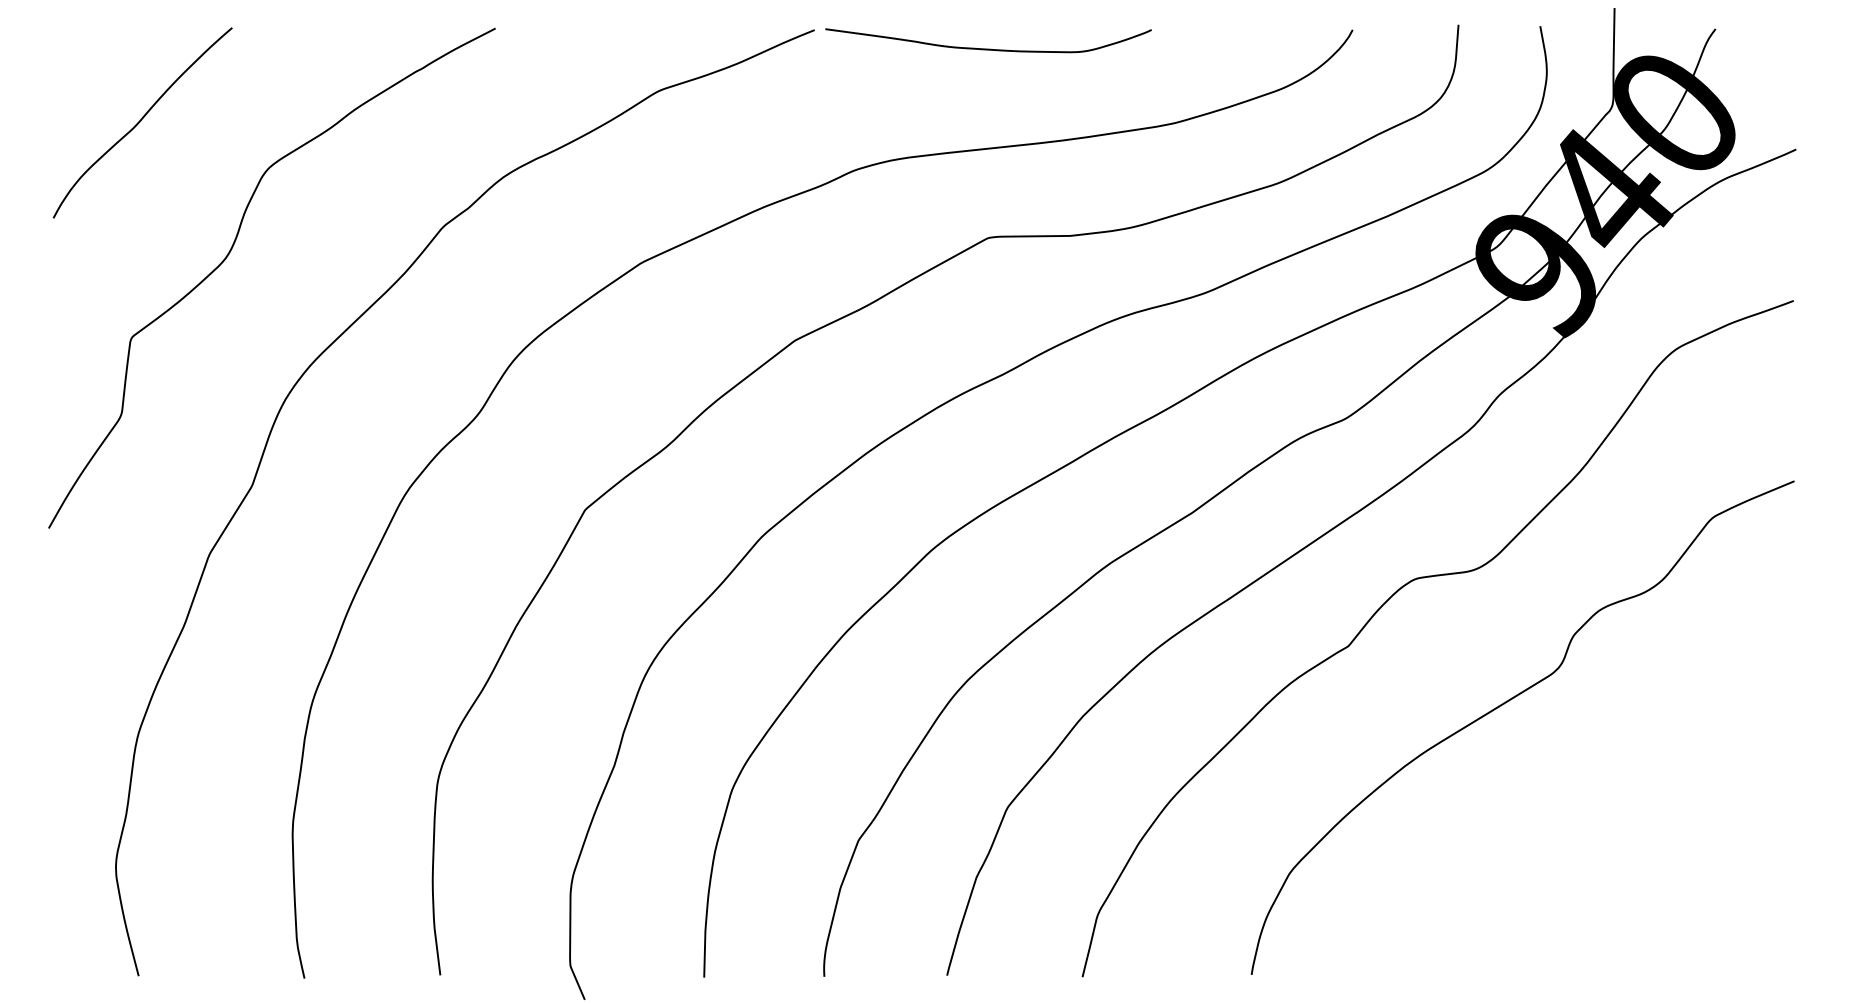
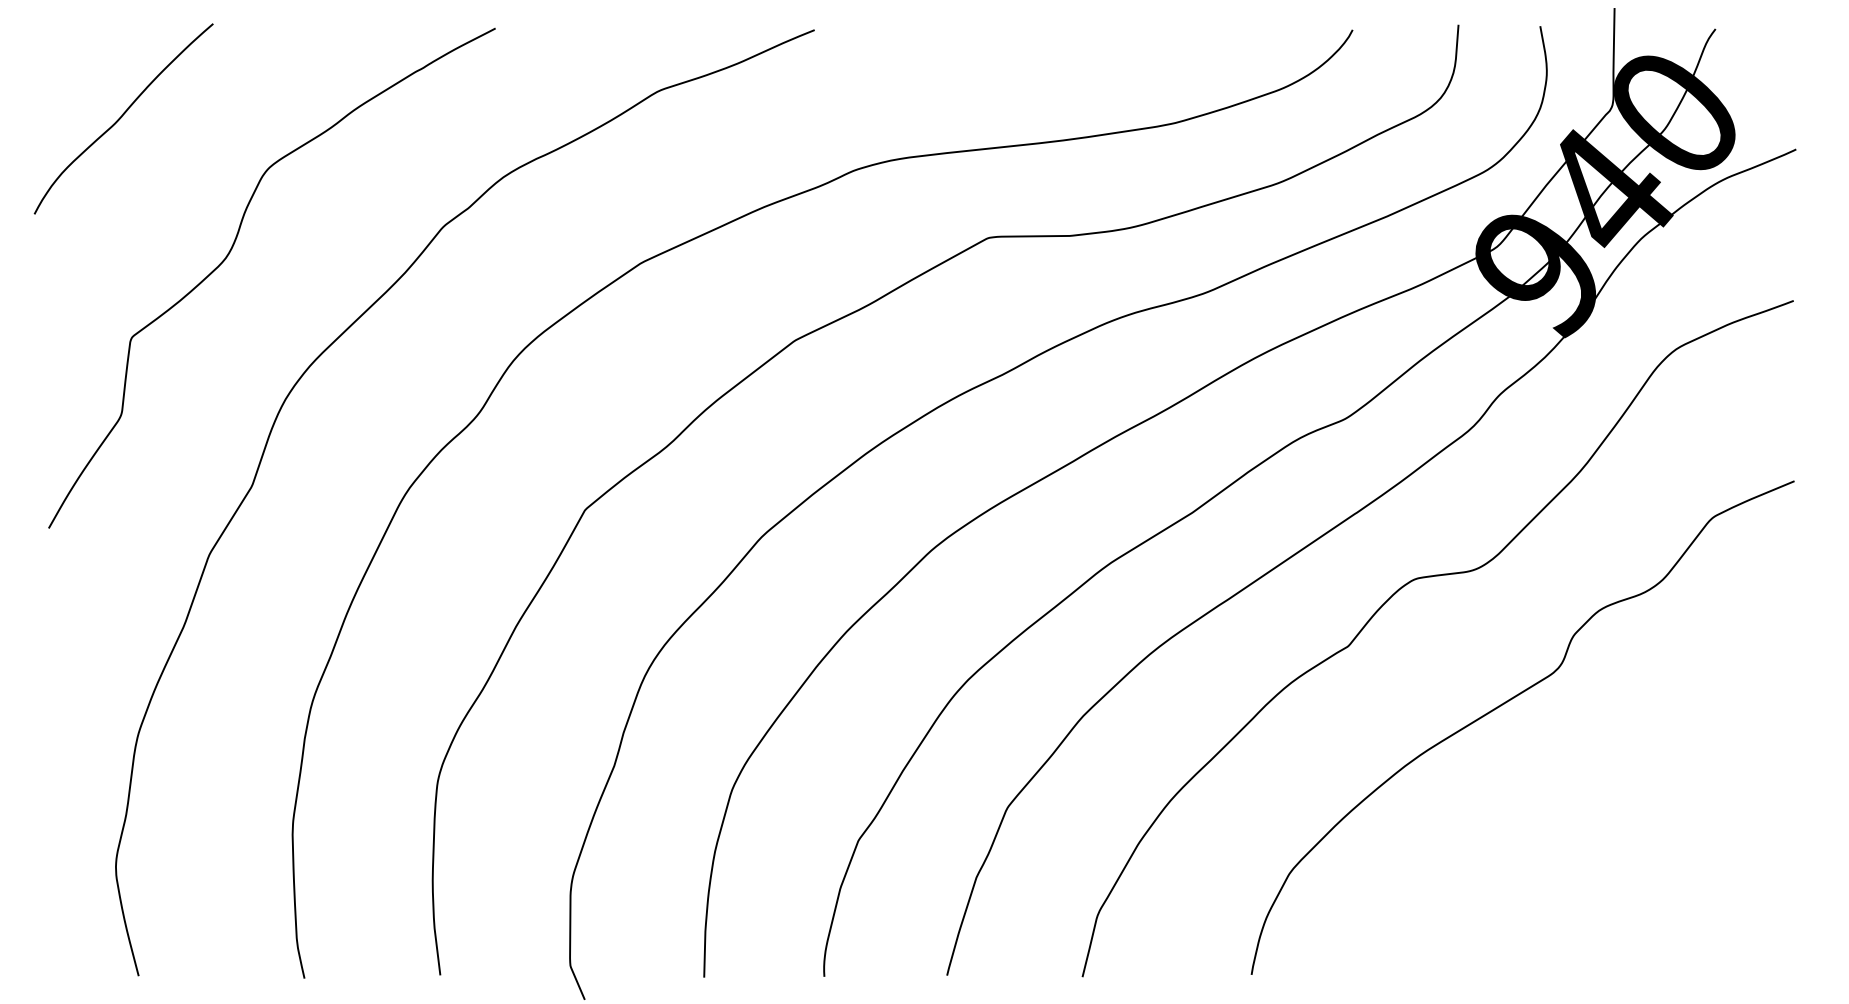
curve: present -> none (988, 48)
curve position: (141, 121) -> (122, 117) (122, 117)
